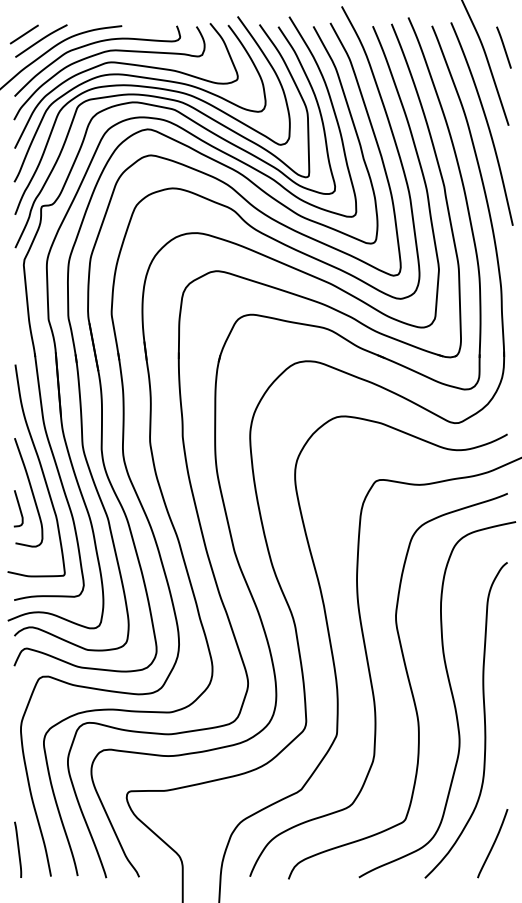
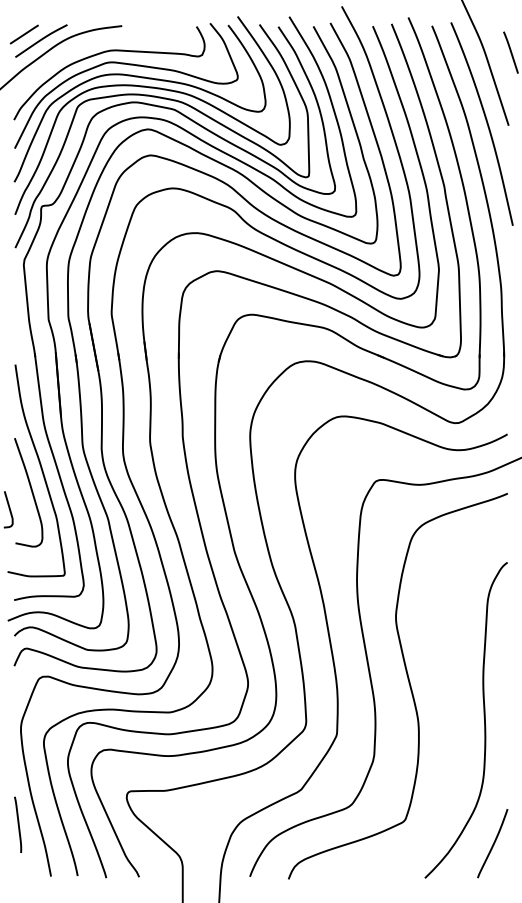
curve: present -> none (93, 44)
line position: (503, 47) -> (510, 52) (510, 52)
curve position: (18, 507) -> (8, 508) (8, 508)
curve: present -> none (451, 696)
line position: (18, 849) -> (18, 824) (18, 824)
